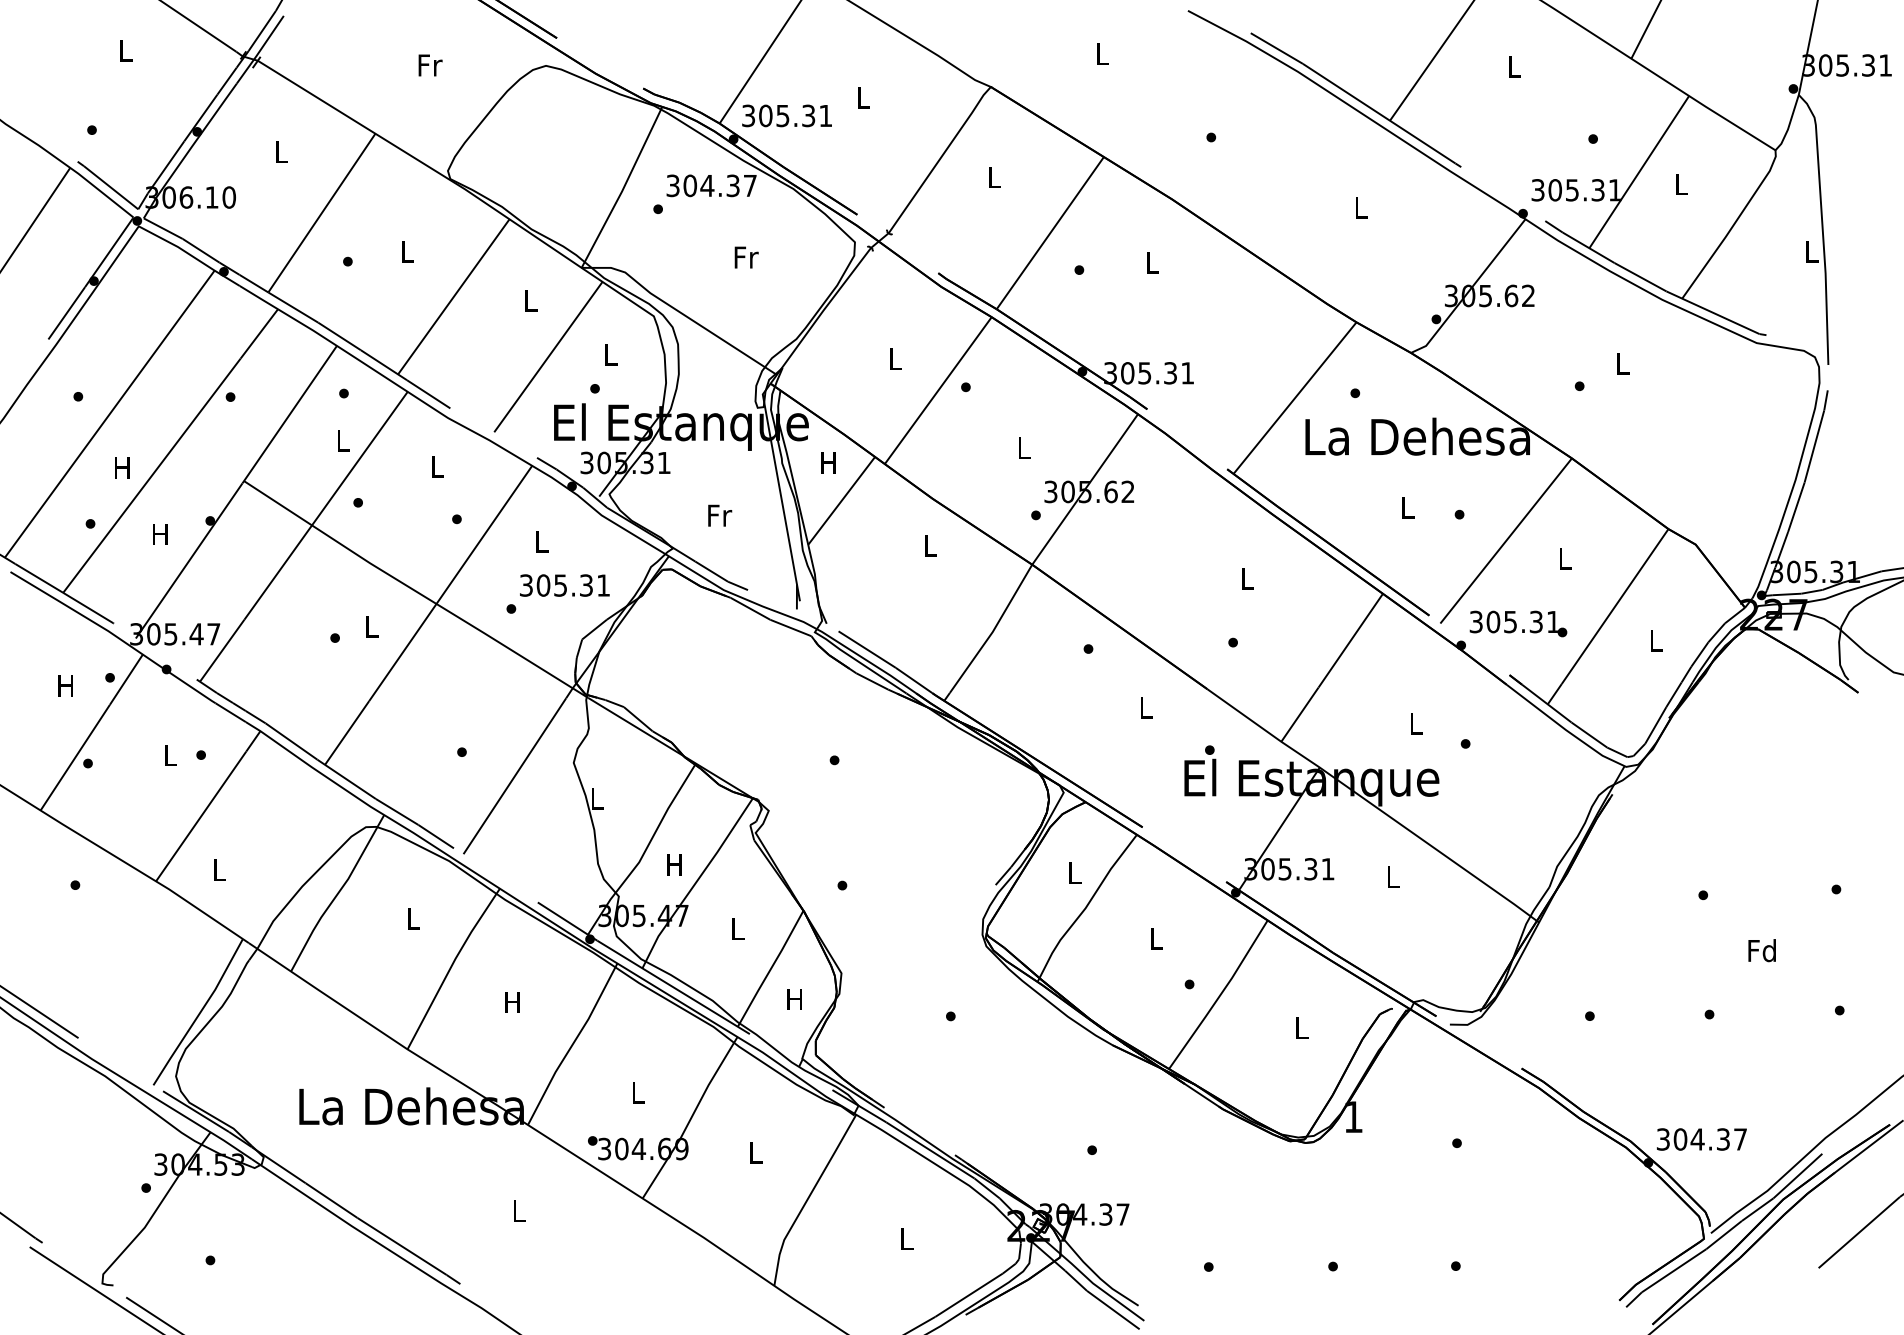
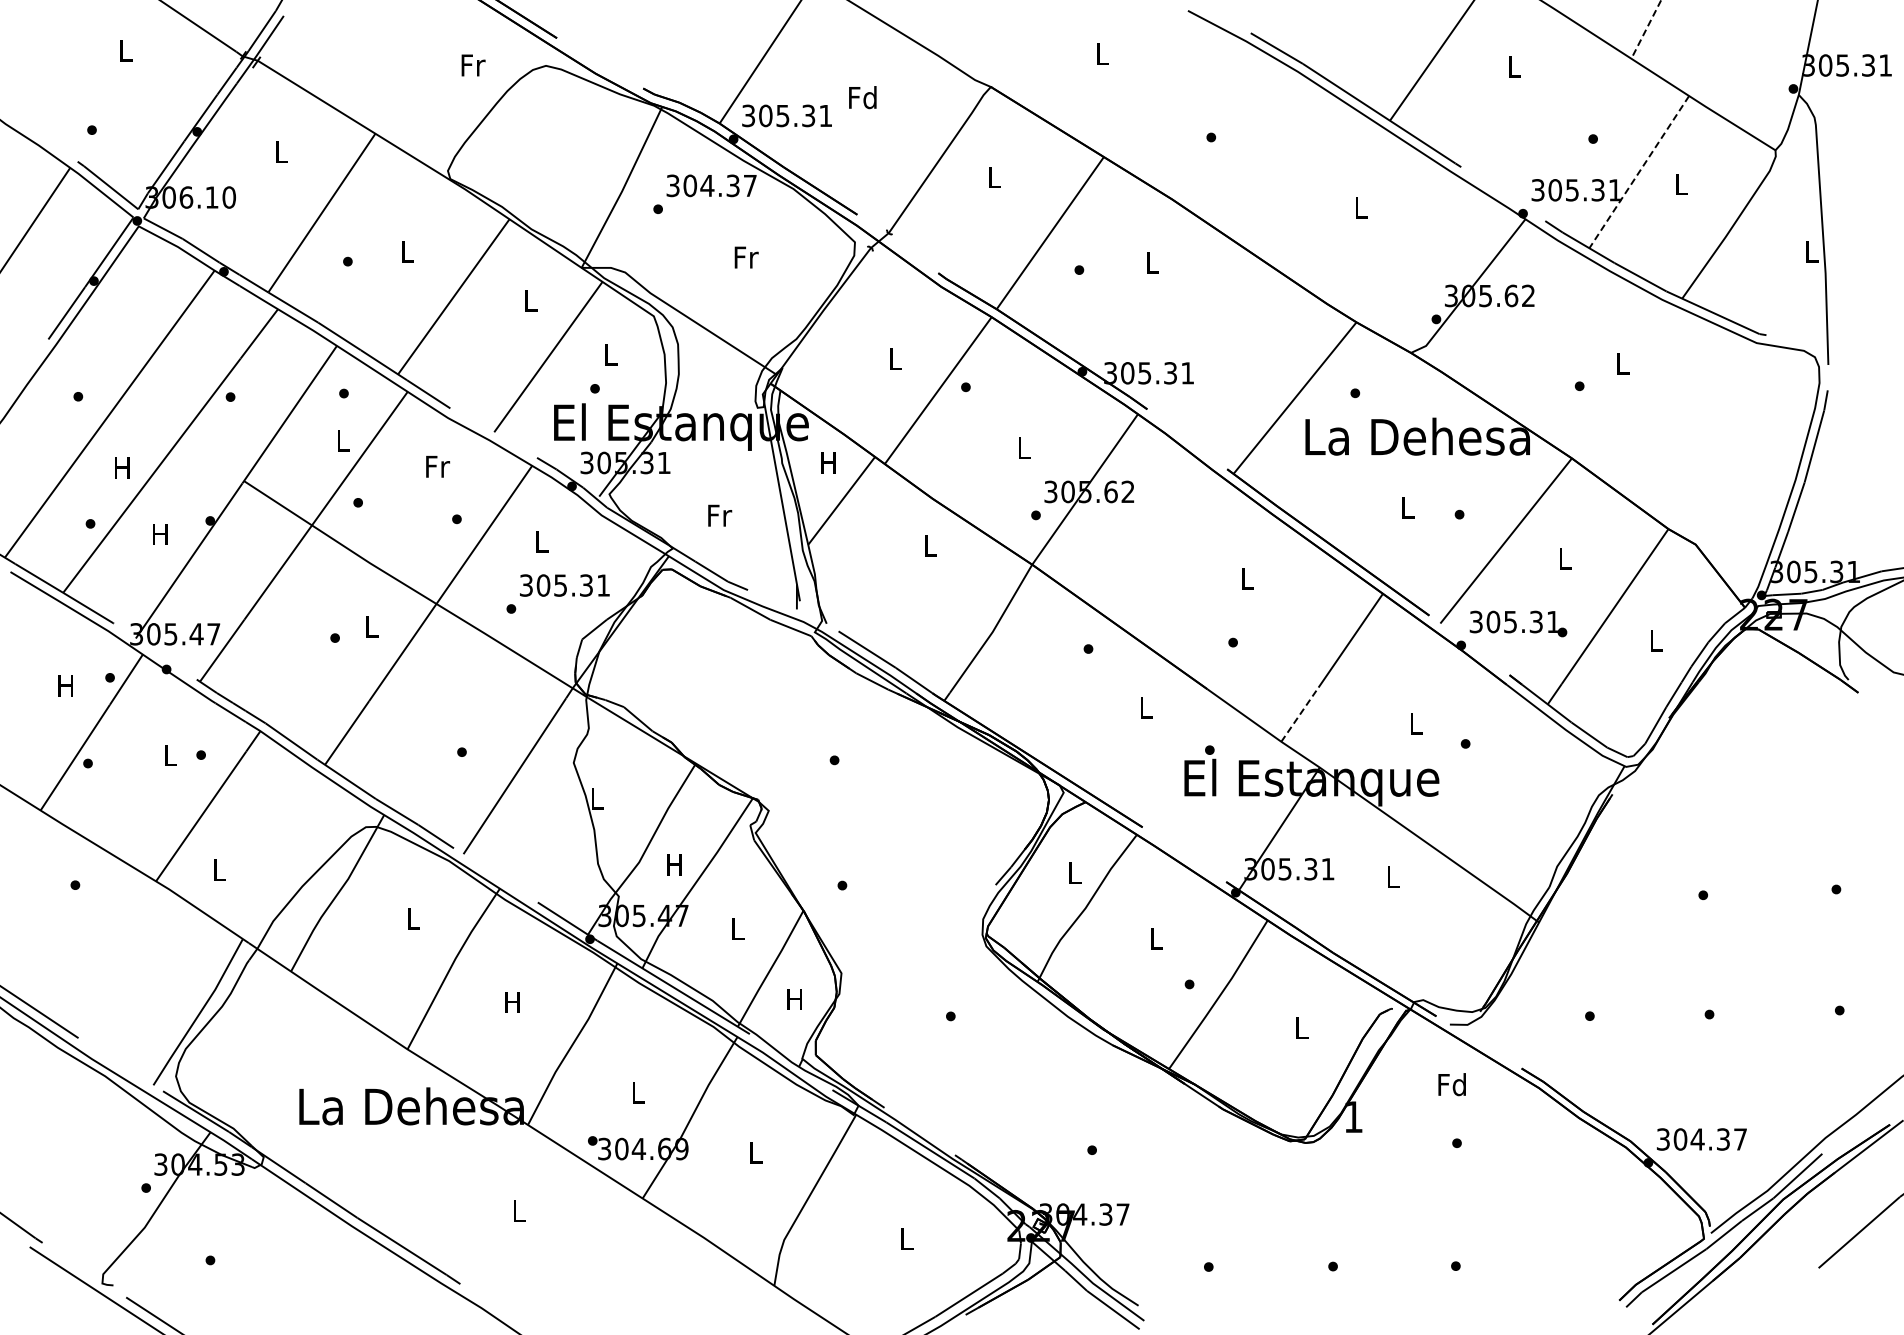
line: solid -> dashed (1646, 29)
text position: (430, 65) -> (473, 65) (473, 65)
text: L -> Fd (862, 97)
line: solid -> dashed (1639, 172)
text: L -> Fr (438, 466)
line: solid -> dashed (1299, 714)
text position: (1761, 950) -> (1451, 1084) (1451, 1084)
